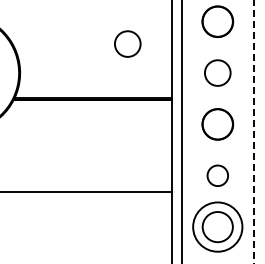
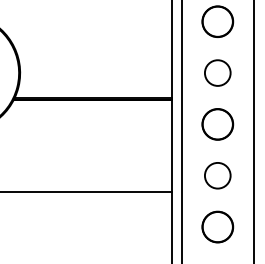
circle: present -> none (127, 43)
line: dashed -> solid (253, 132)
circle size: 23x23 px -> 28x28 px (217, 175)
circle diameter: 49 px -> 31 px (217, 226)
